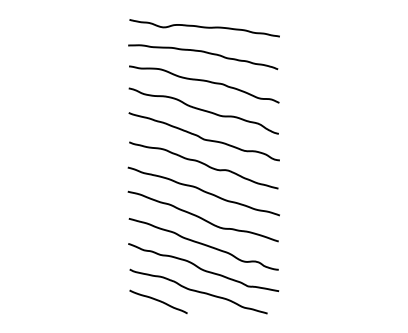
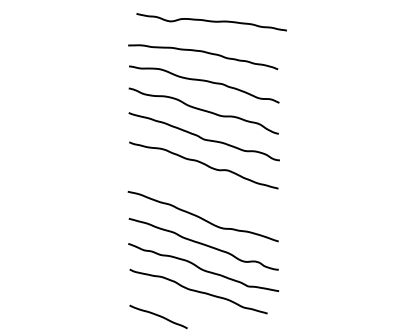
curve position: (204, 28) -> (211, 22) (211, 22)
curve: present -> none (203, 191)
curve position: (158, 301) -> (158, 316) (158, 316)
